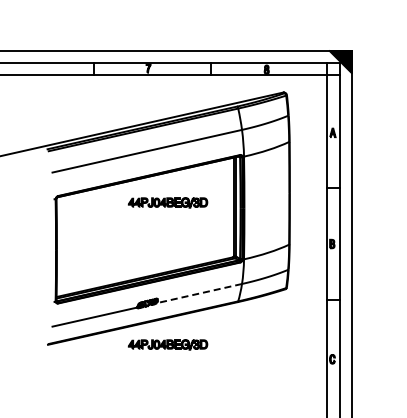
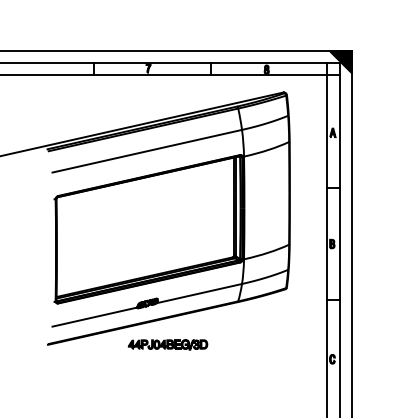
part: present -> none (167, 202)
line: dashed -> solid (199, 293)
